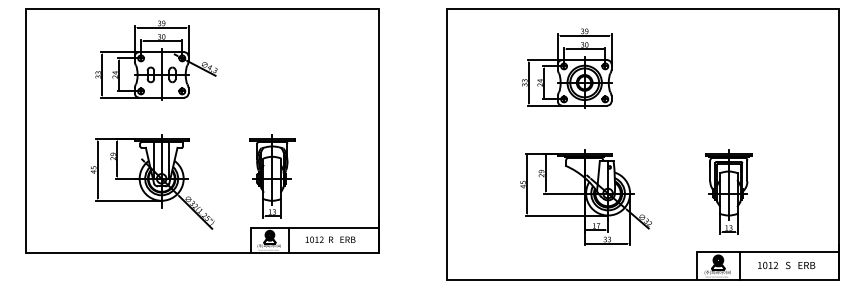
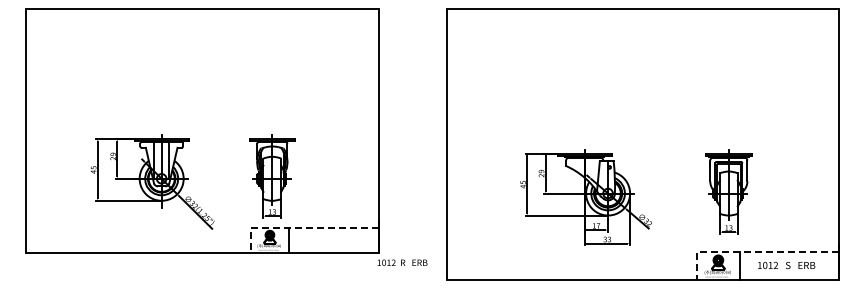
part: present -> none (156, 60)
part: present -> none (567, 68)
line: solid -> dashed (300, 227)
text position: (330, 239) -> (402, 262) (402, 262)
line: solid -> dashed (753, 252)
